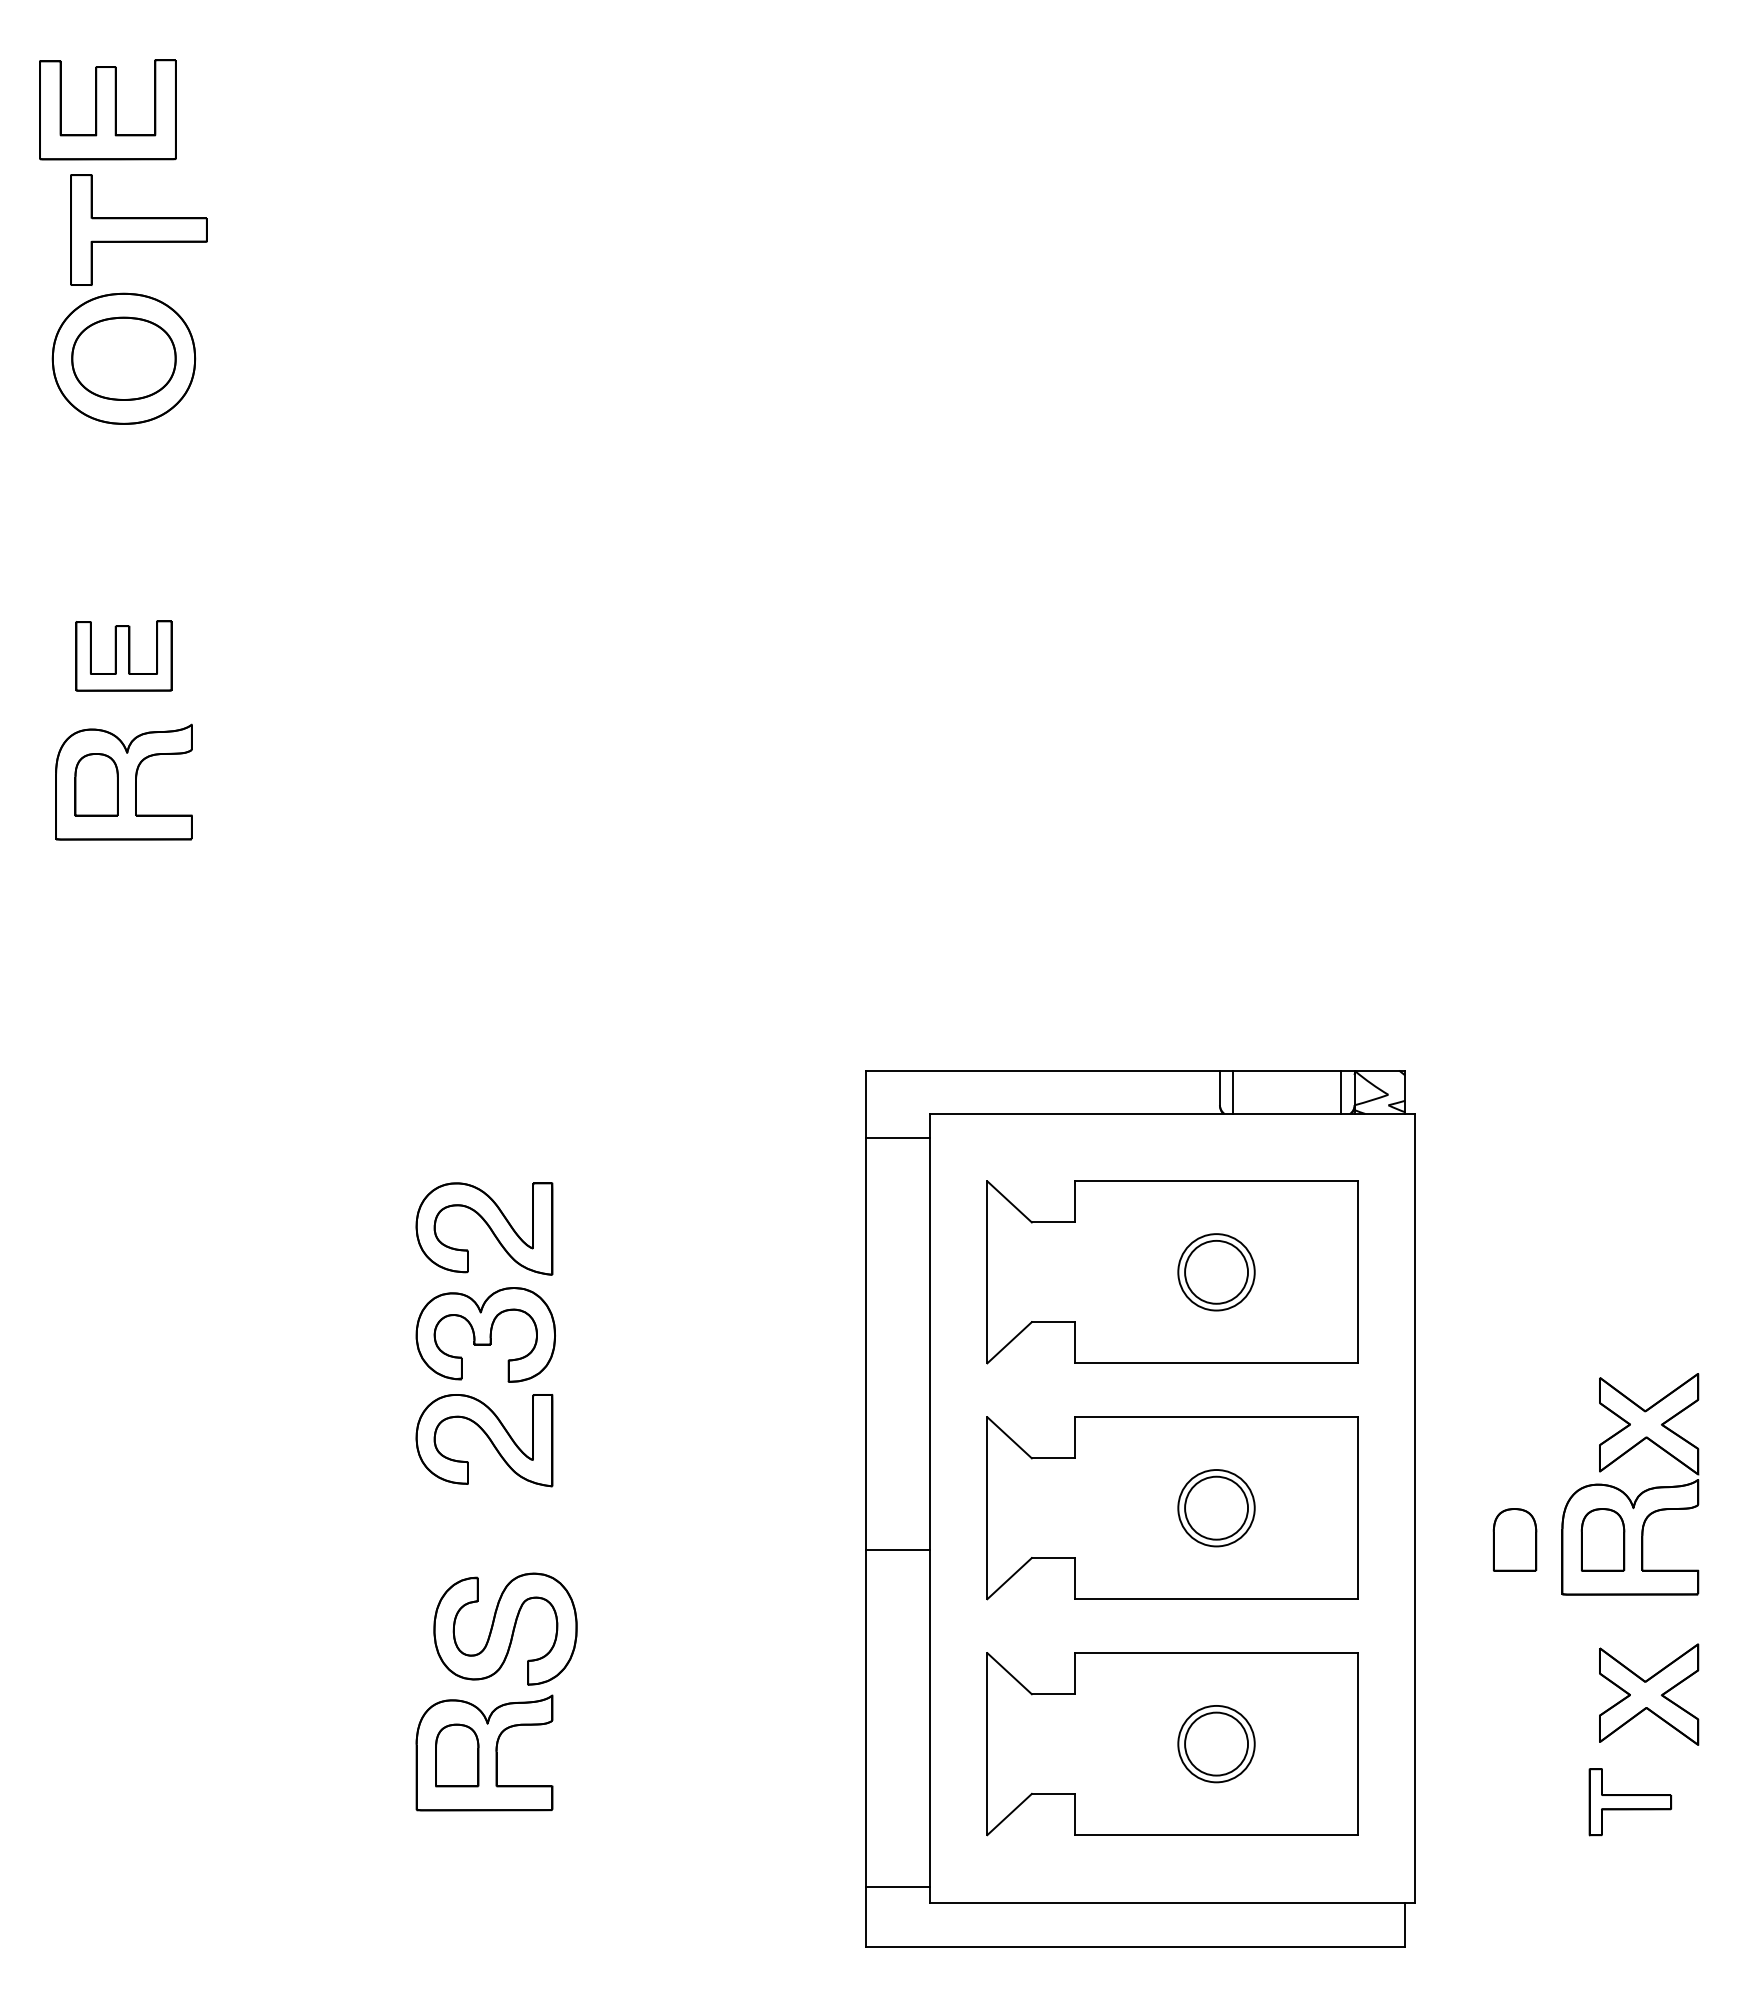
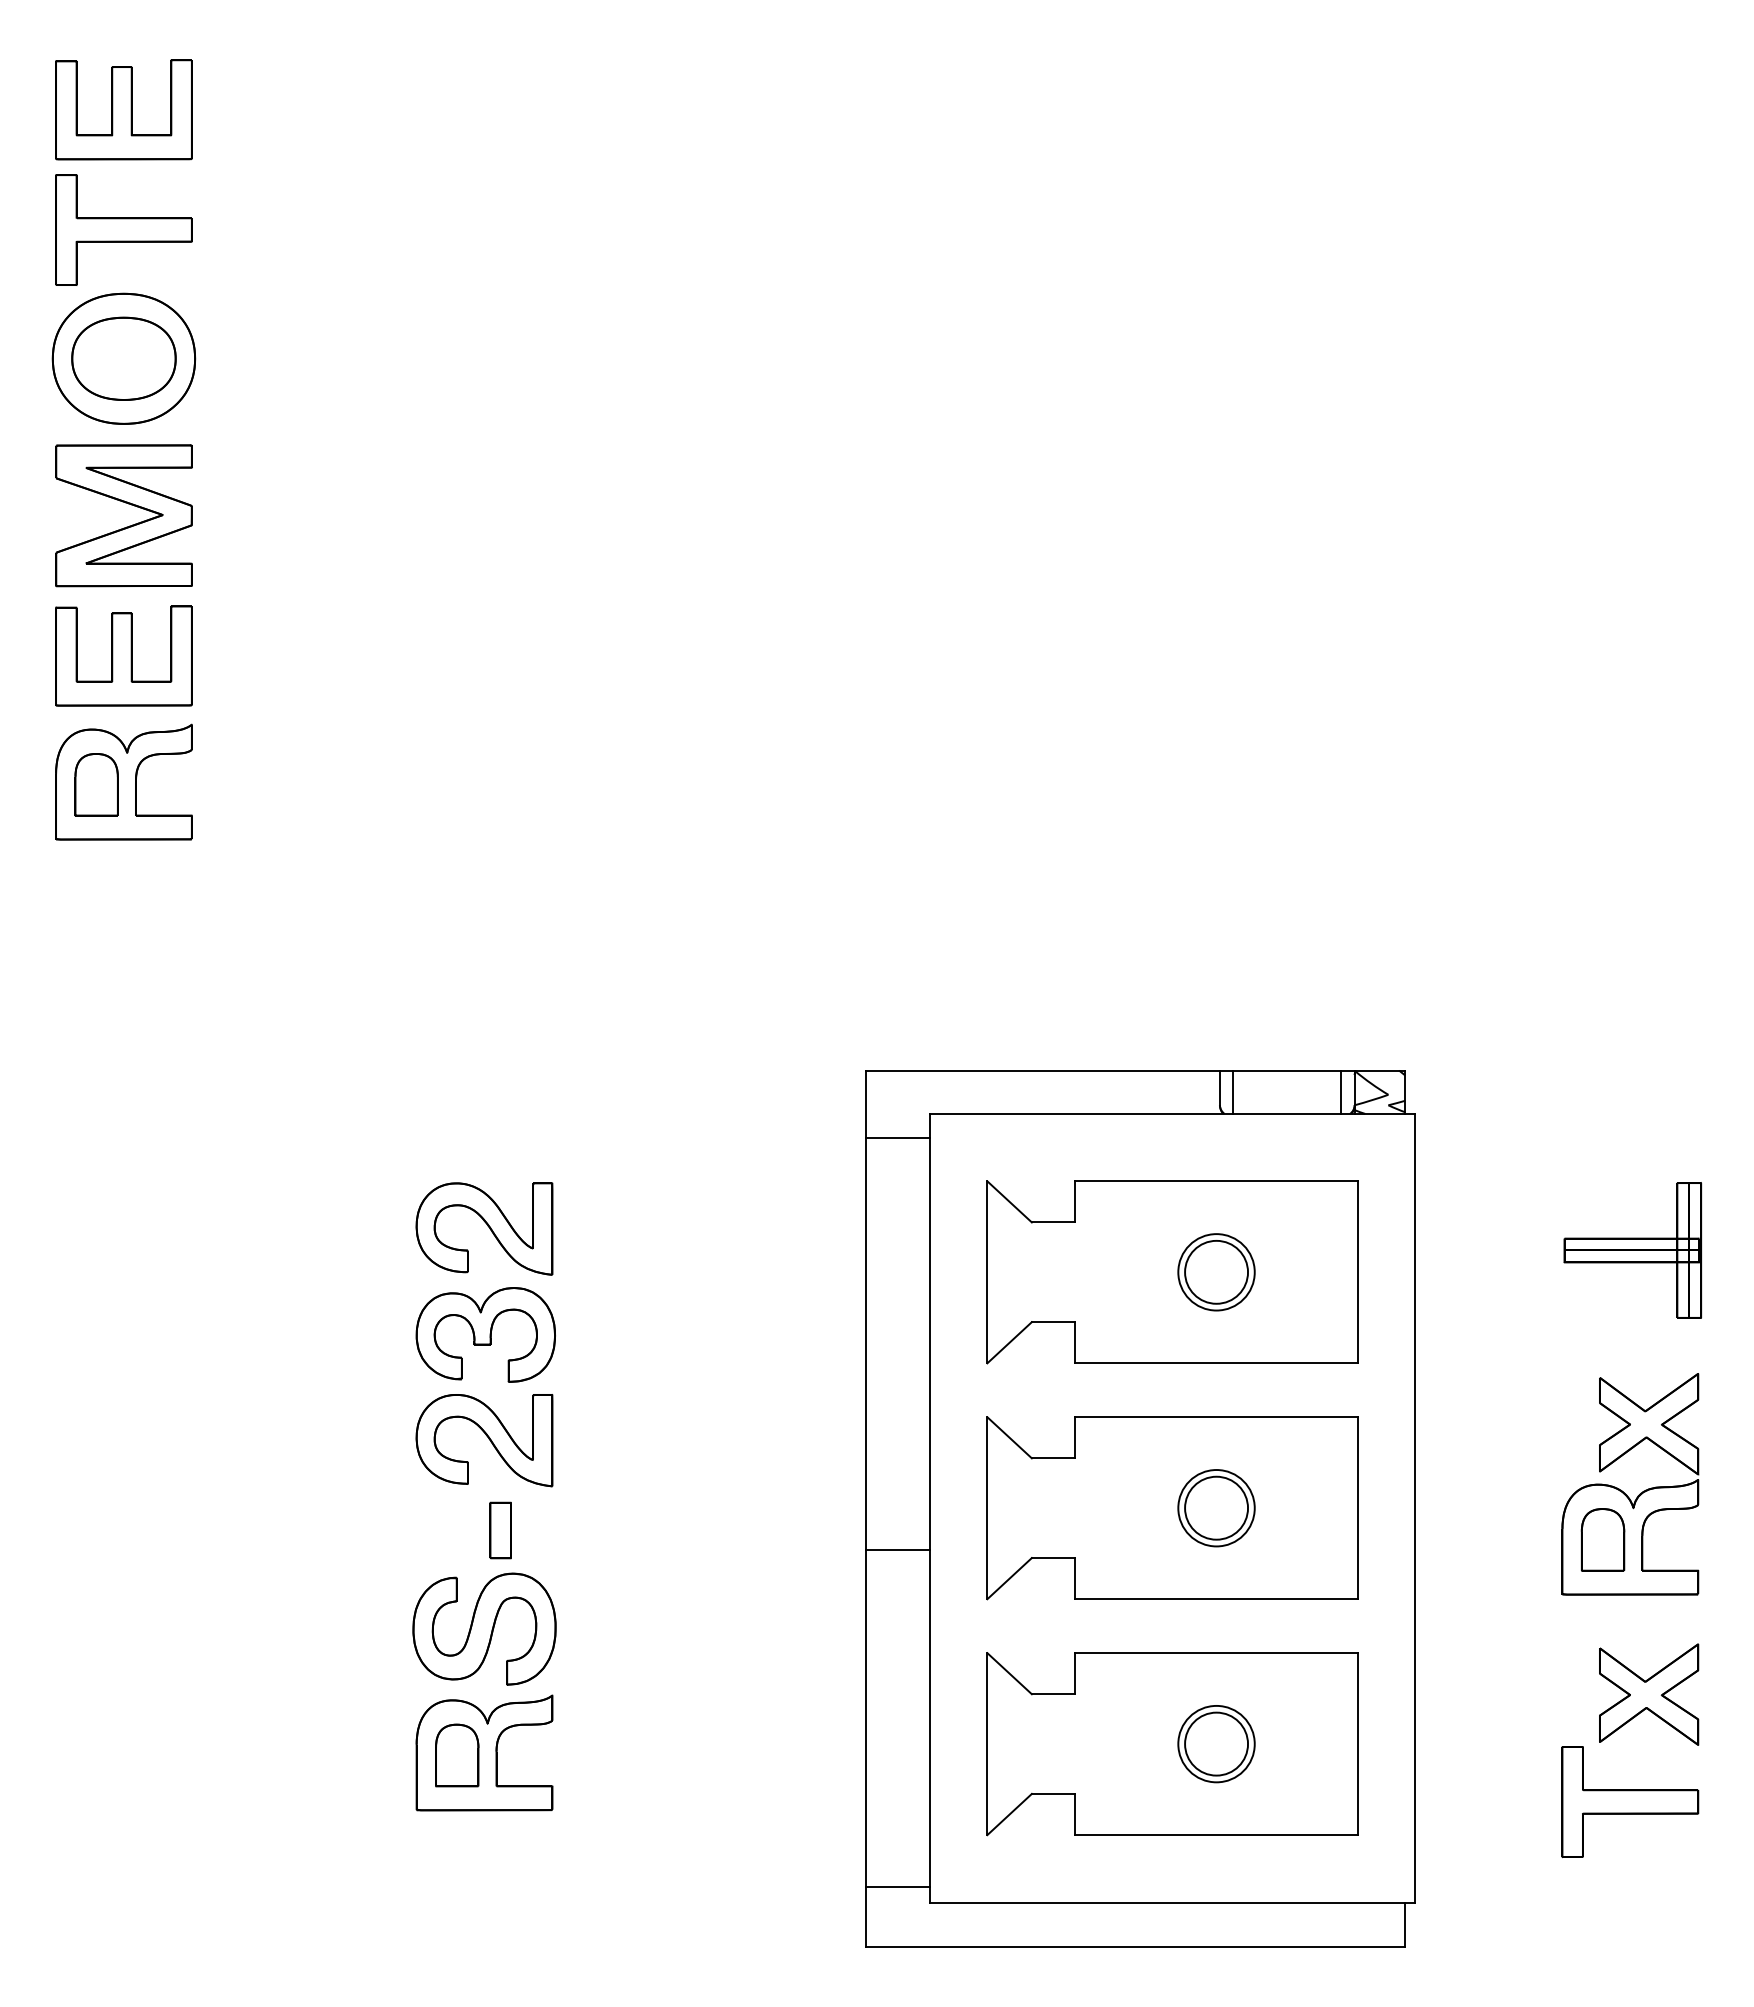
part position: (107, 109) -> (123, 109) (123, 109)
part position: (138, 229) -> (123, 229) (123, 229)
part: none -> present (126, 526)
part size: 98x72 px -> 138x102 px (123, 655)
part: none -> present (1632, 1250)
part: none -> present (500, 1530)
part: present -> none (1514, 1539)
part position: (505, 1628) -> (484, 1628) (484, 1628)
part size: 84x69 px -> 139x113 px (1630, 1802)
